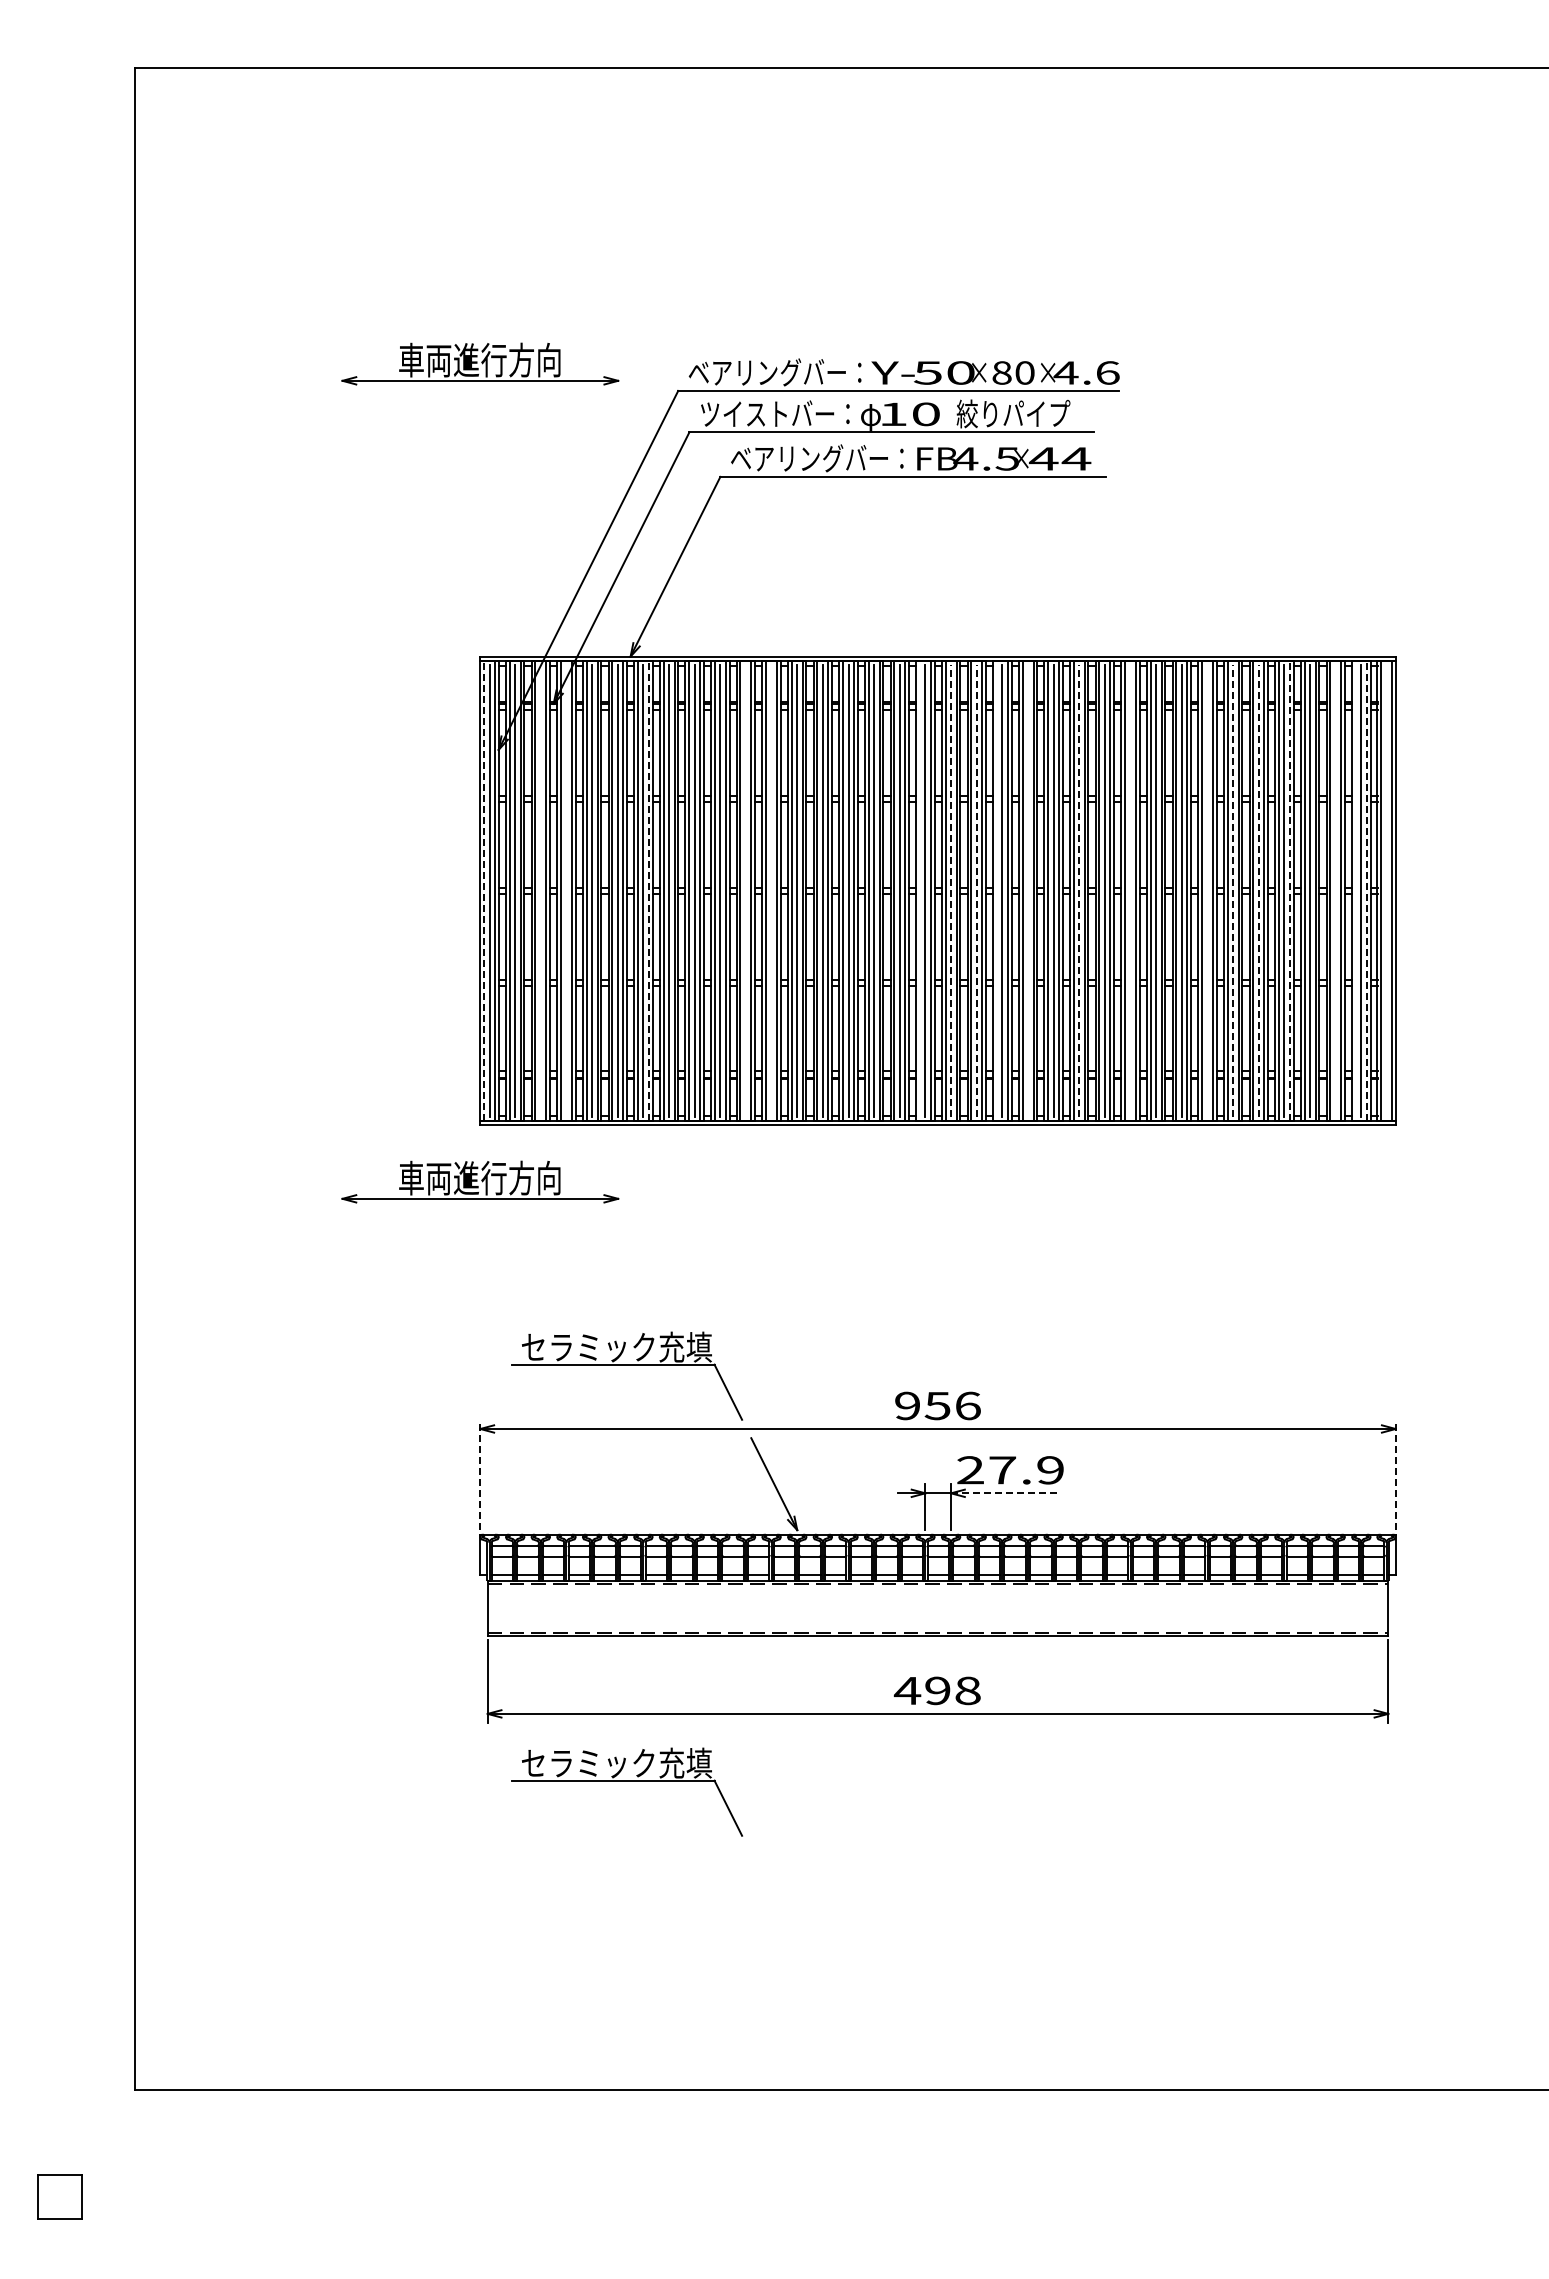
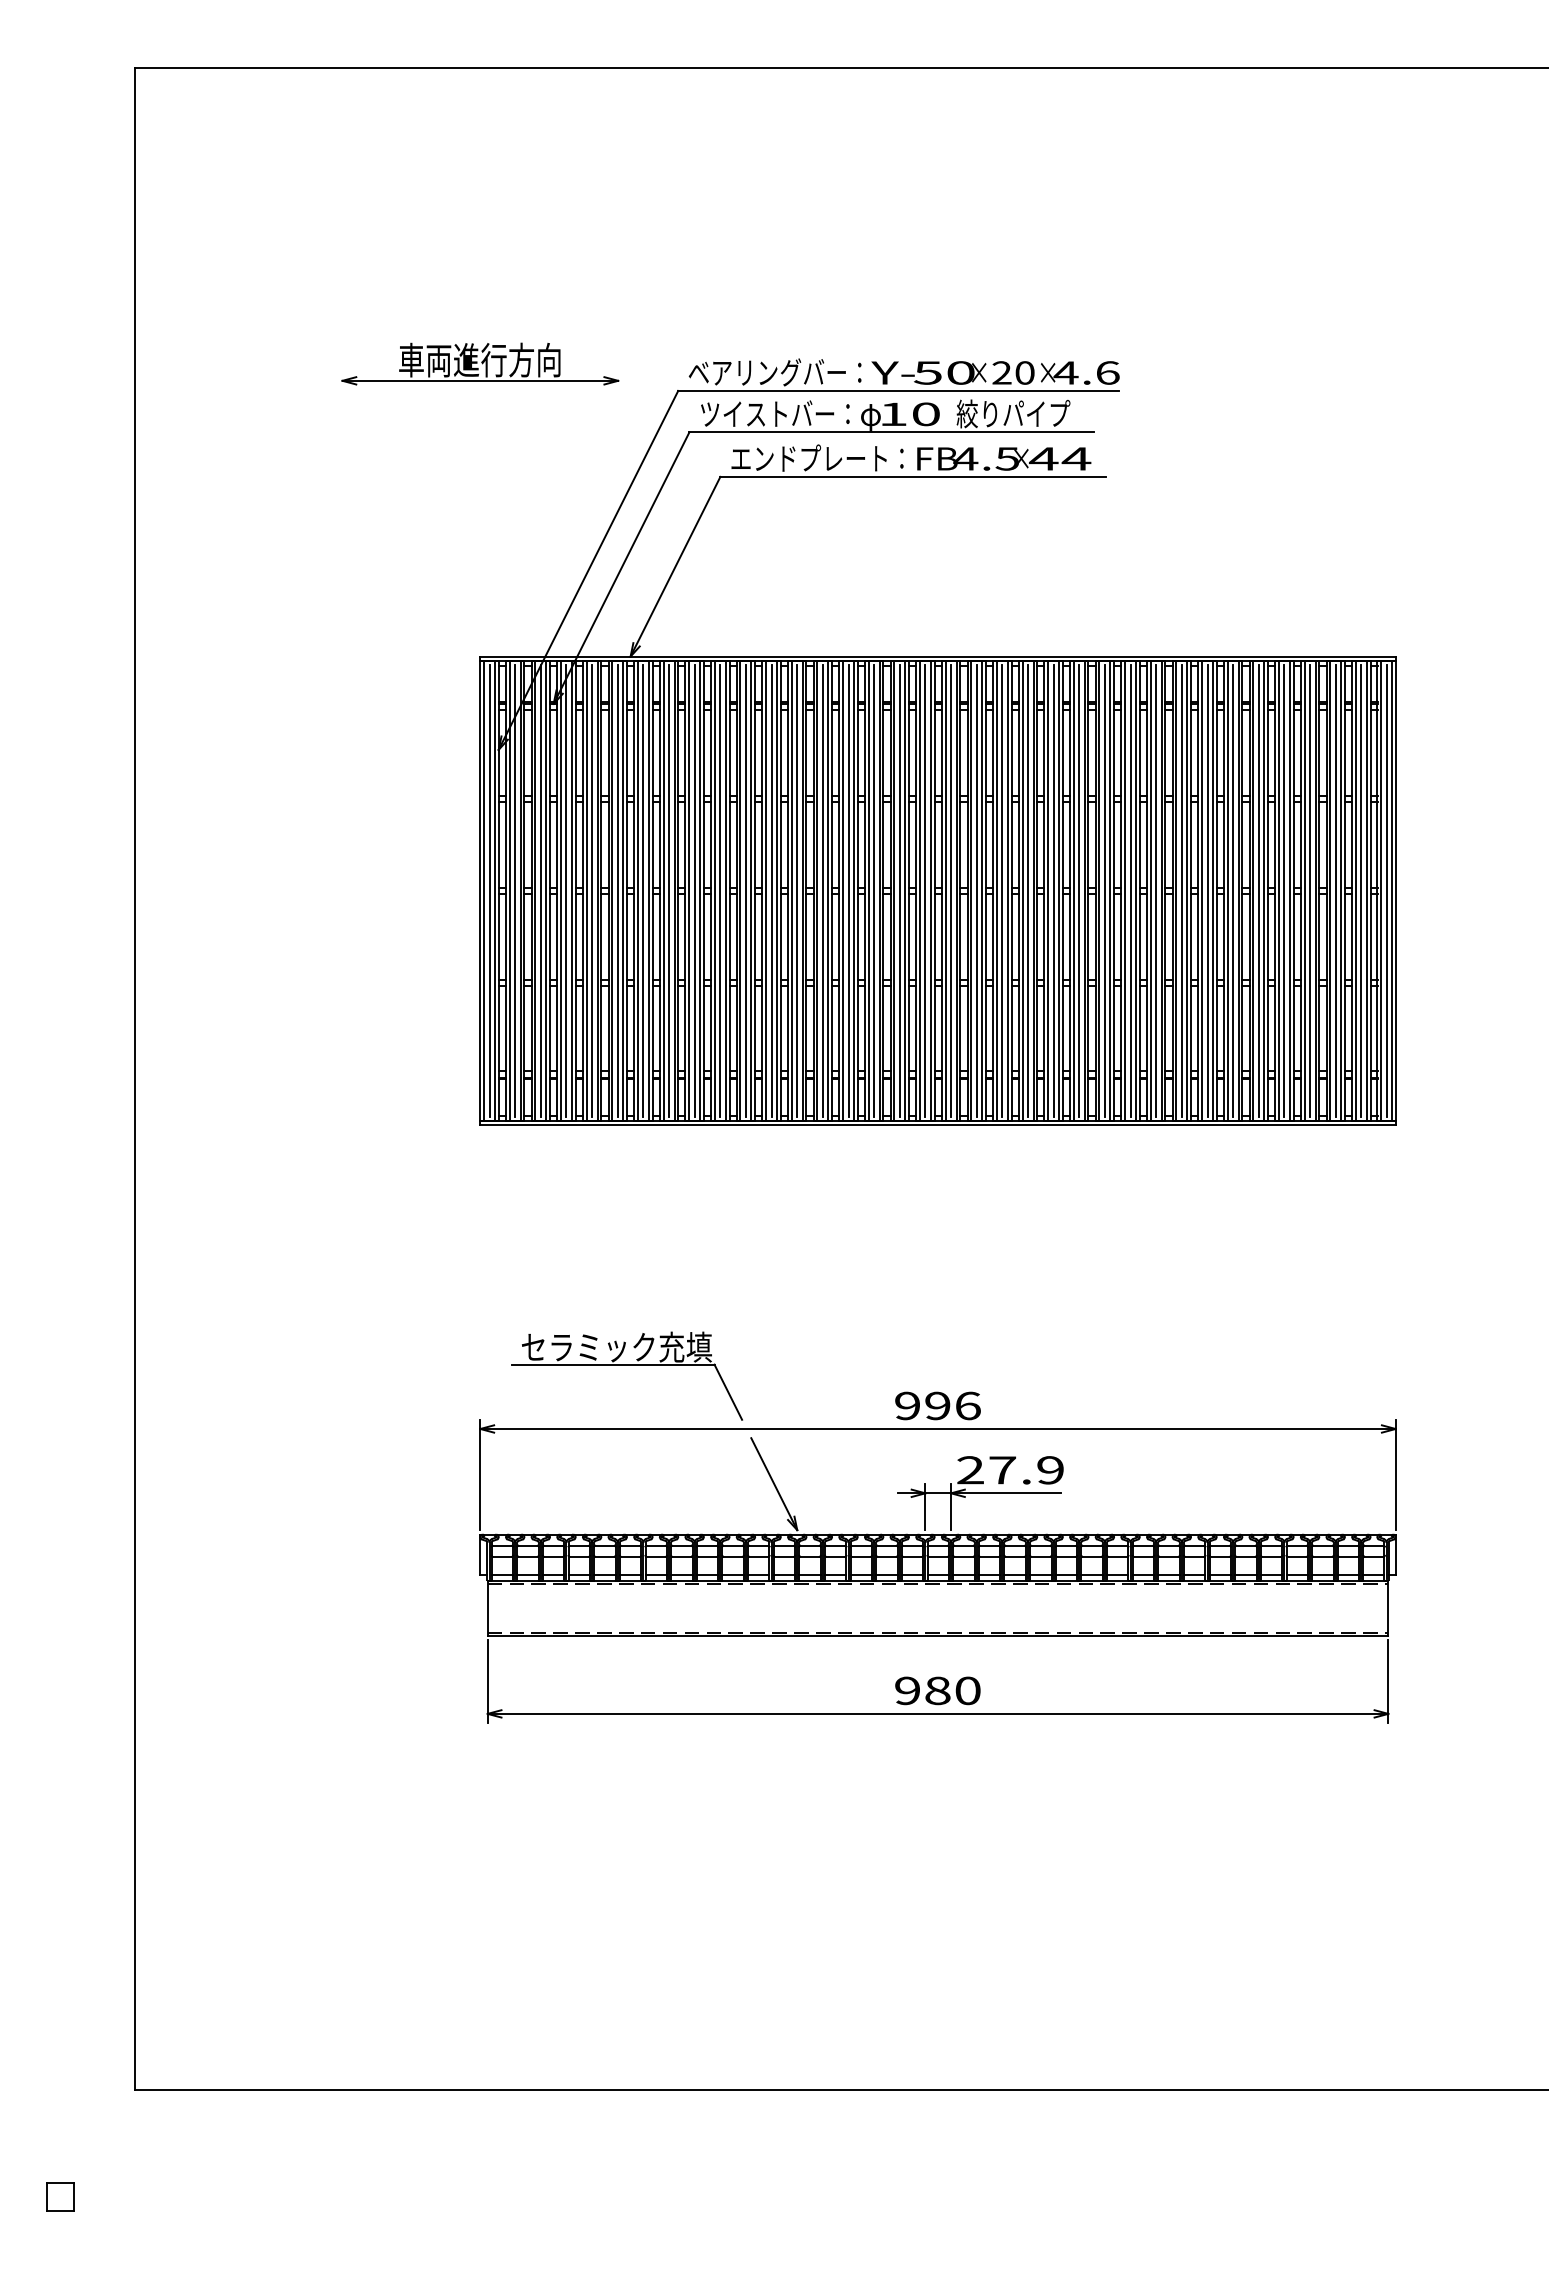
text: 80 -> 20 (1001, 372)
text: ベアリングバー： -> エンドプレート： (809, 458)
line: dashed -> solid (484, 890)
line: none -> present (540, 890)
line: none -> present (566, 890)
line: dashed -> solid (648, 890)
line: none -> present (745, 890)
line: none -> present (771, 890)
line: none -> present (919, 890)
line: dashed -> solid (951, 890)
line: dashed -> solid (976, 890)
line: none -> present (996, 890)
line: none -> present (1028, 890)
line: dashed -> solid (1079, 890)
line: none -> present (1130, 890)
line: none -> present (1207, 890)
line: dashed -> solid (1233, 890)
line: dashed -> solid (1258, 890)
line: dashed -> solid (1289, 890)
line: none -> present (1335, 890)
line: none -> present (1355, 890)
line: dashed -> solid (1366, 890)
line: none -> present (1386, 890)
part: present -> none (480, 1181)
text: 956 -> 996 (937, 1405)
line: dashed -> solid (480, 1474)
line: dashed -> solid (1395, 1474)
line: dashed -> solid (1006, 1493)
text: 498 -> 980 (936, 1690)
part: present -> none (626, 1781)
part size: 46x46 px -> 29x30 px (60, 2196)
